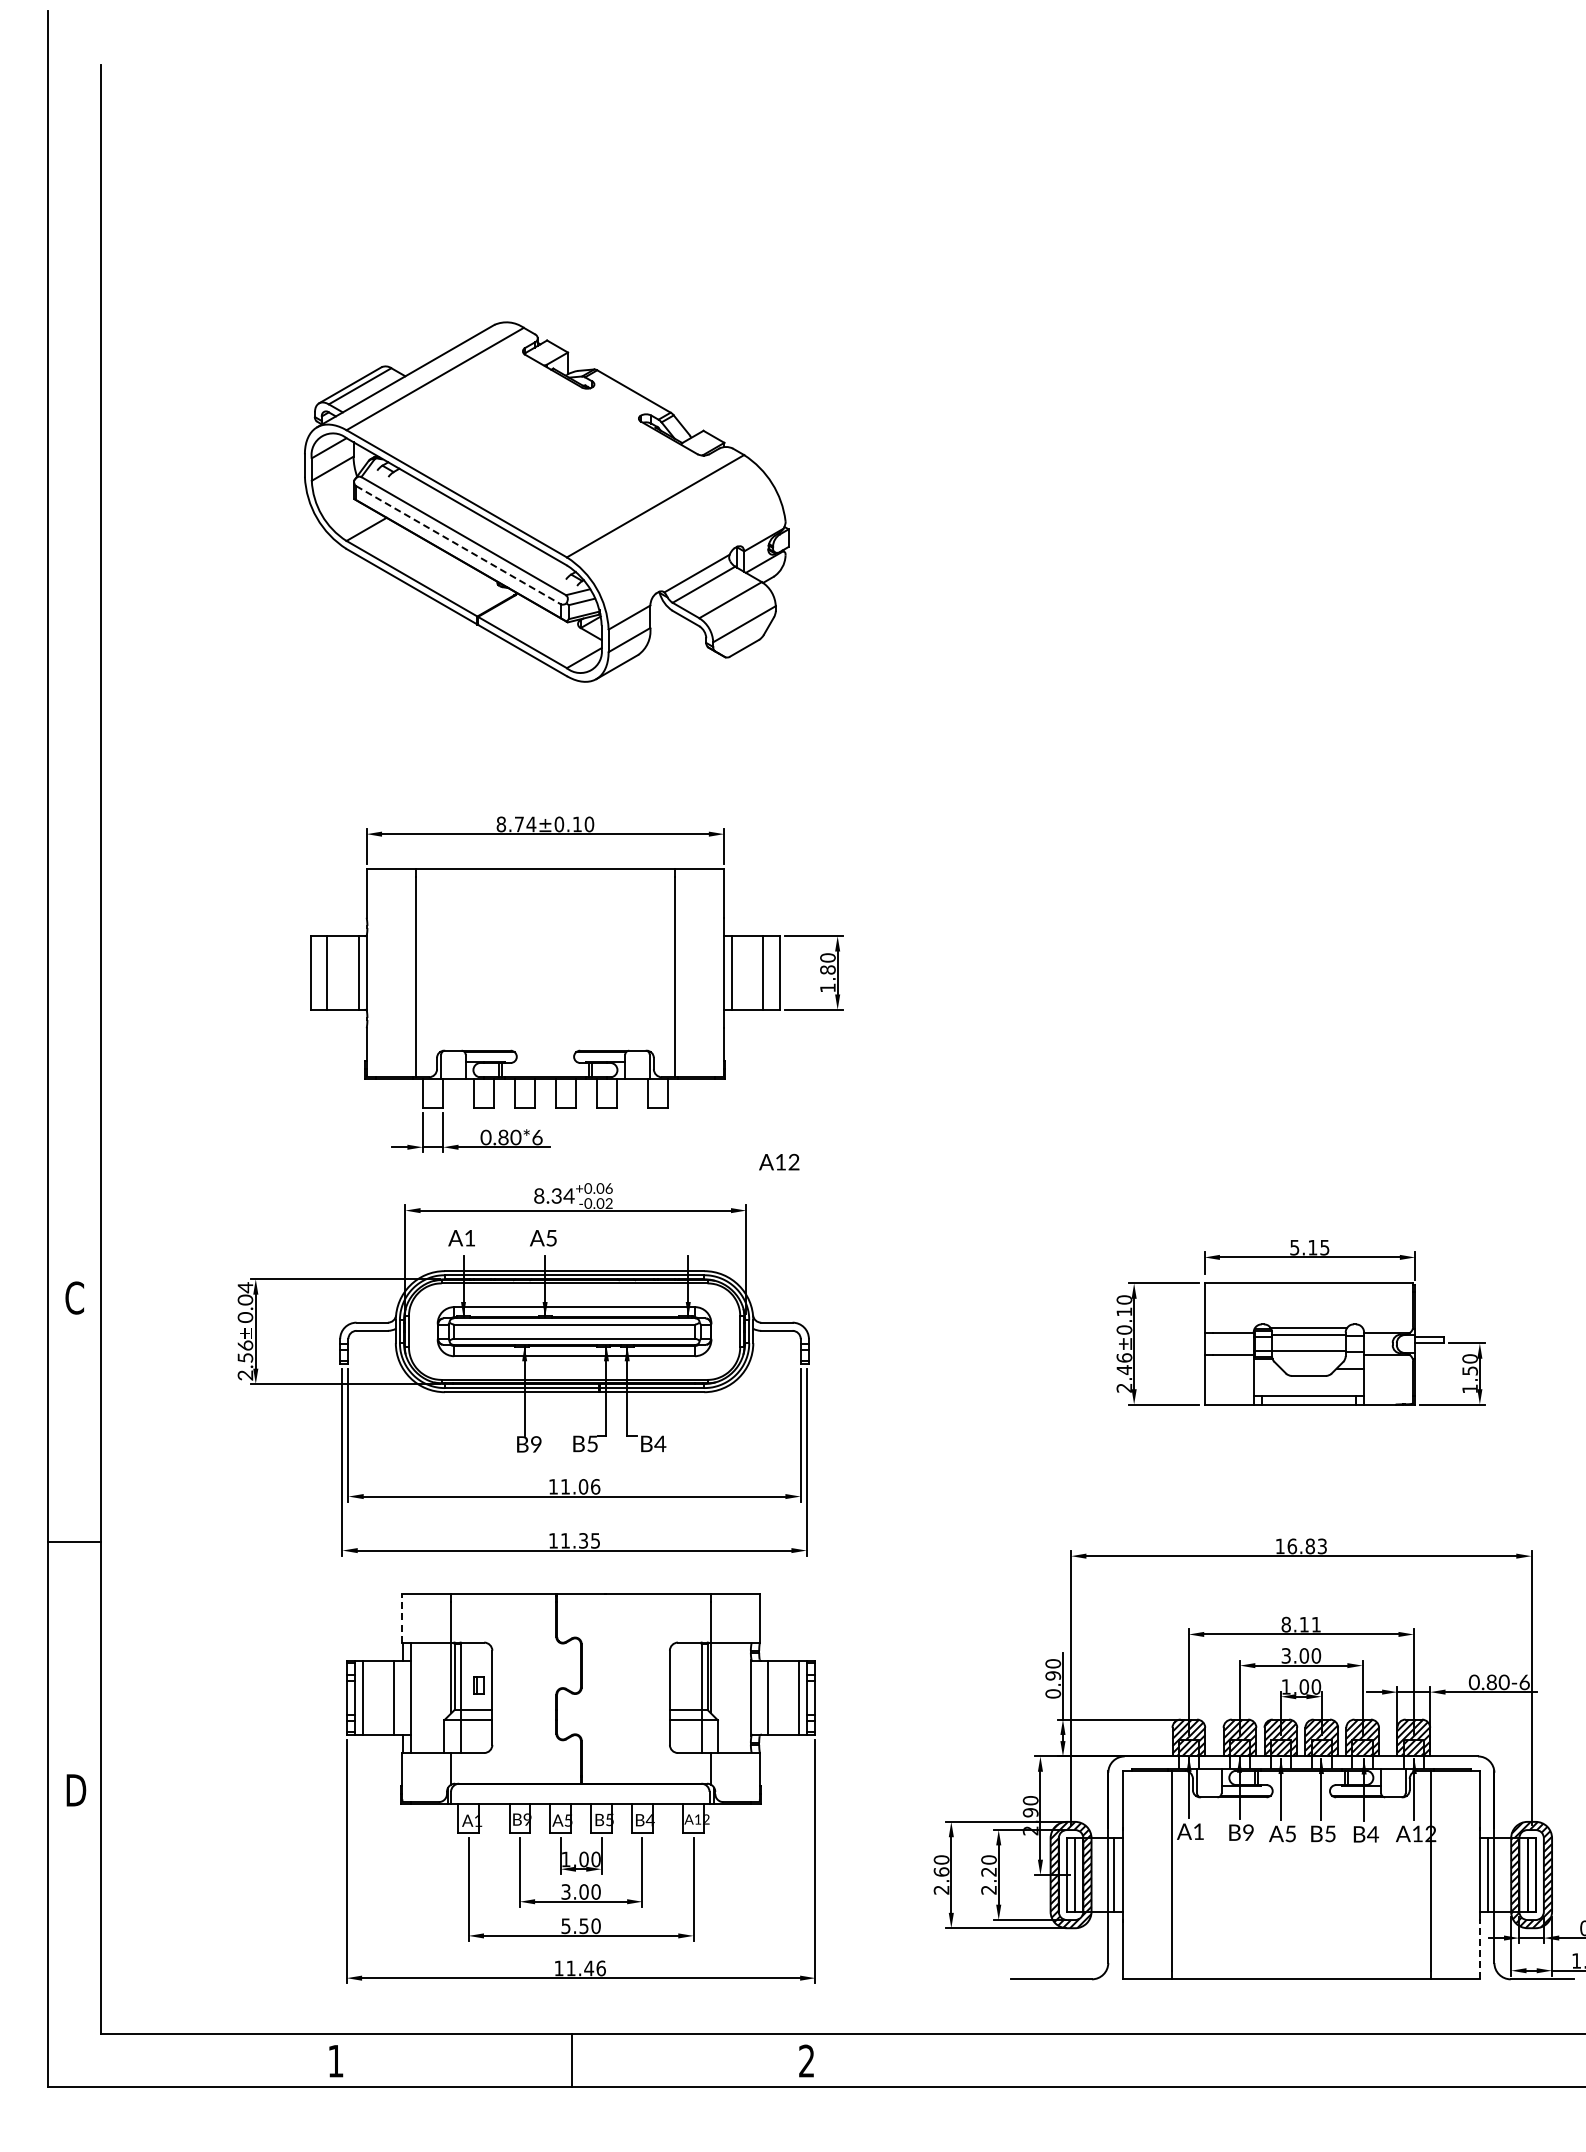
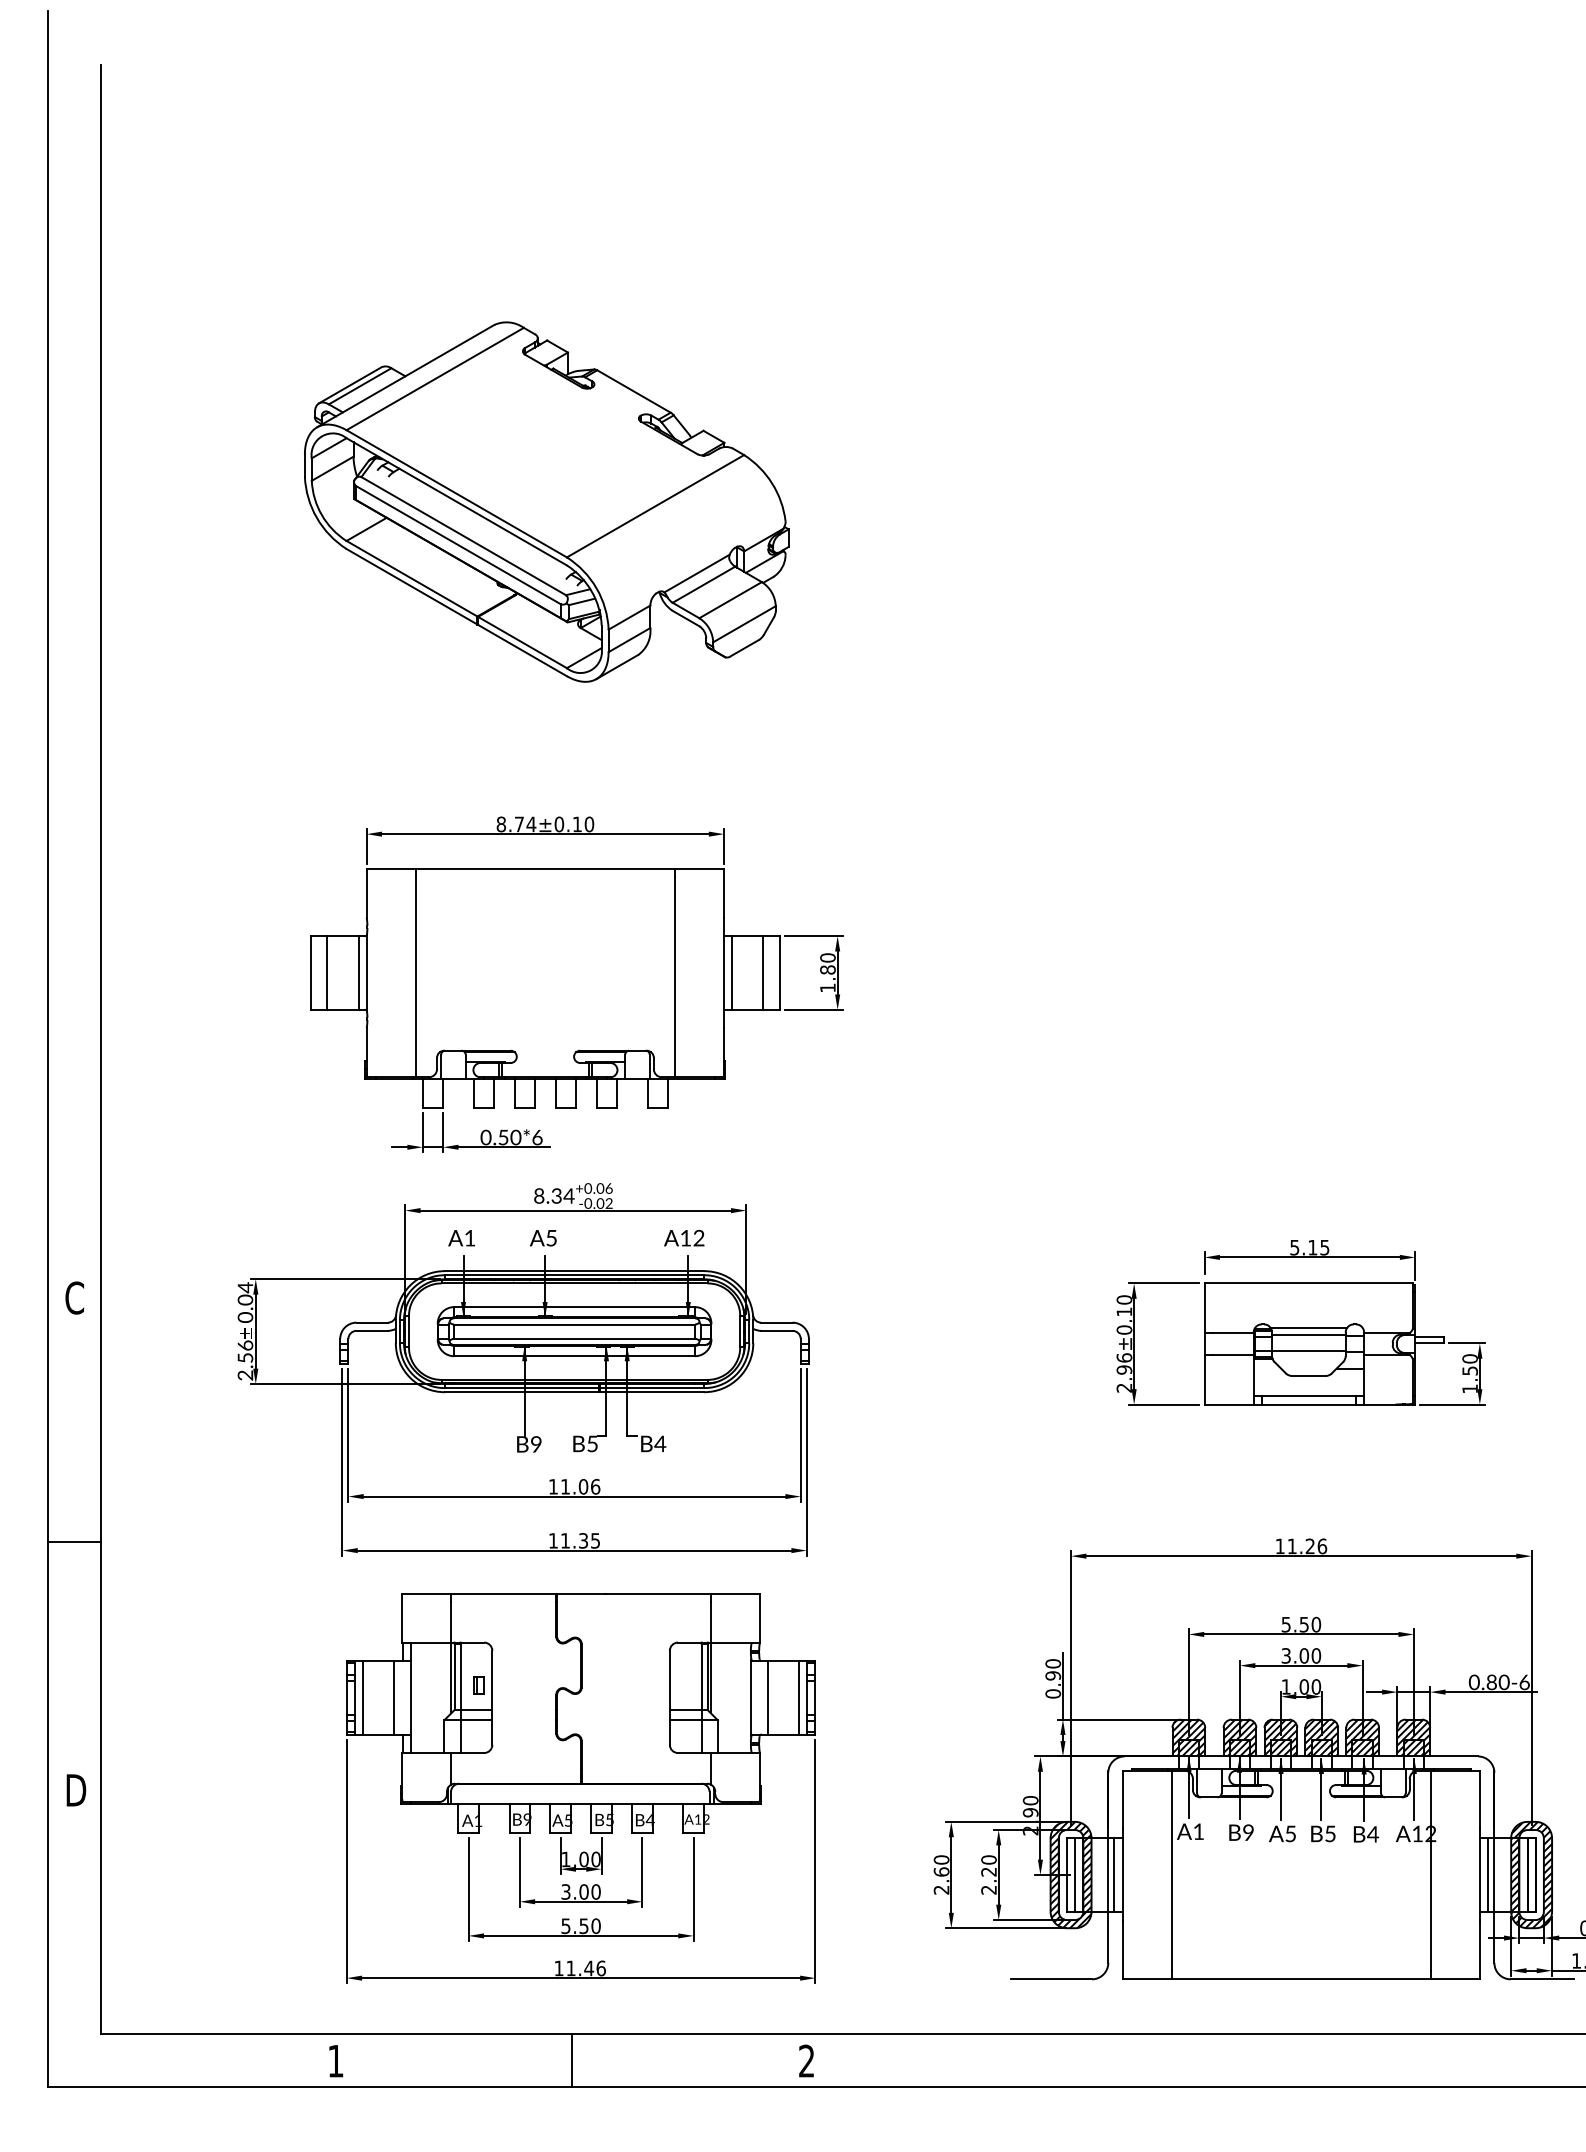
line: dashed -> solid (458, 545)
text: 0.80*6 -> 0.50*6 (503, 1137)
text position: (779, 1161) -> (684, 1237) (684, 1237)
text: 2.46±0.10 -> 2.96±0.10 (1124, 1370)
text: 16.83 -> 11.26 (1307, 1546)
line: dashed -> solid (402, 1618)
text: 8.11 -> 5.50 (1301, 1624)
line: dashed -> solid (1480, 1950)
